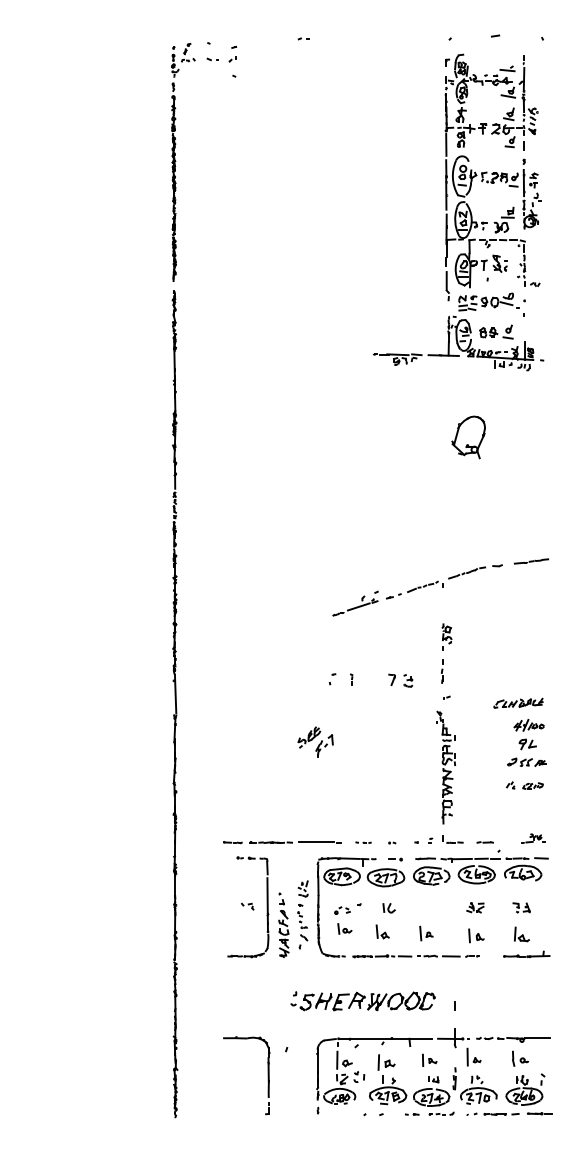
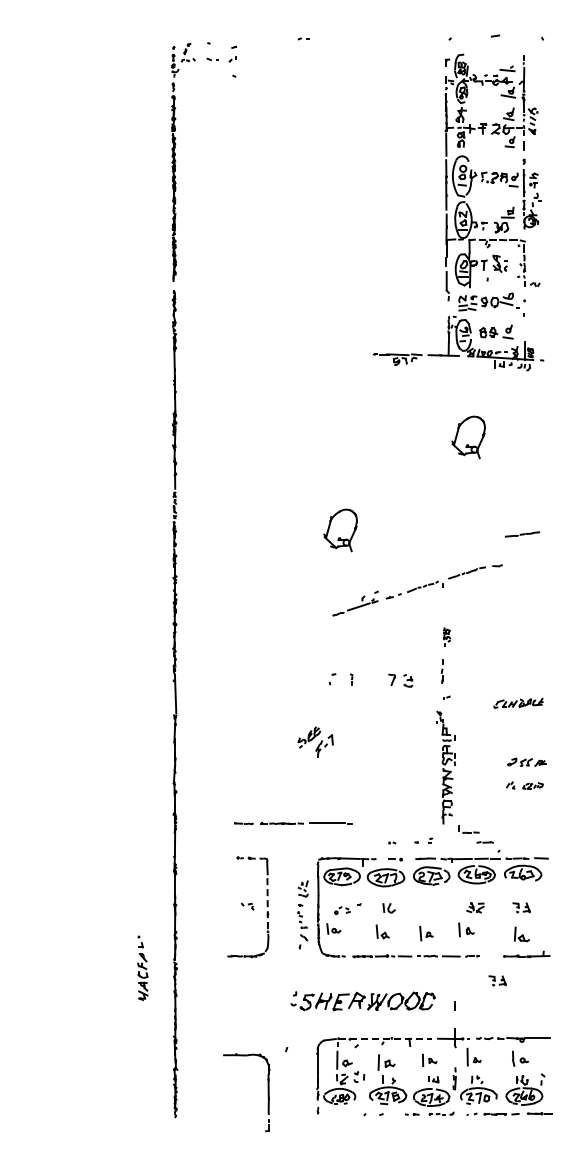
part: none -> present (340, 530)
line position: (531, 561) -> (522, 534) (522, 534)
part size: 12x28 px -> 9x20 px (446, 636)
part: present -> none (528, 734)
part: present -> none (533, 838)
part position: (452, 839) -> (468, 829) (468, 829)
part position: (282, 842) -> (293, 823) (293, 823)
line: present -> none (363, 842)
line: solid -> dashed (267, 904)
part position: (283, 925) -> (142, 968) (142, 968)
part position: (344, 928) -> (333, 928) (333, 928)
part position: (476, 935) -> (466, 929) (466, 929)
part: none -> present (497, 980)
line: solid -> dashed (385, 1038)
part position: (267, 1075) -> (267, 1092) (267, 1092)
